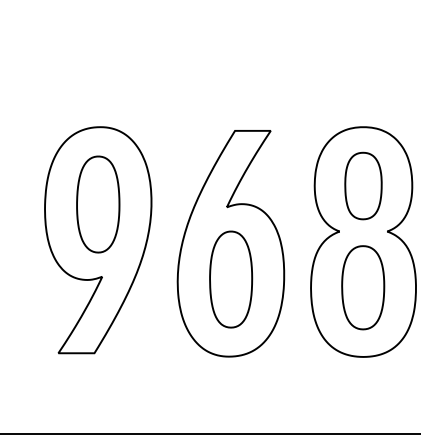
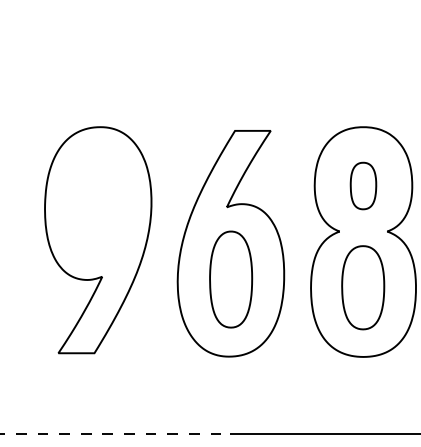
part size: 39x70 px -> 29x50 px (363, 185)
part: present -> none (98, 204)
line: solid -> dashed (115, 434)
